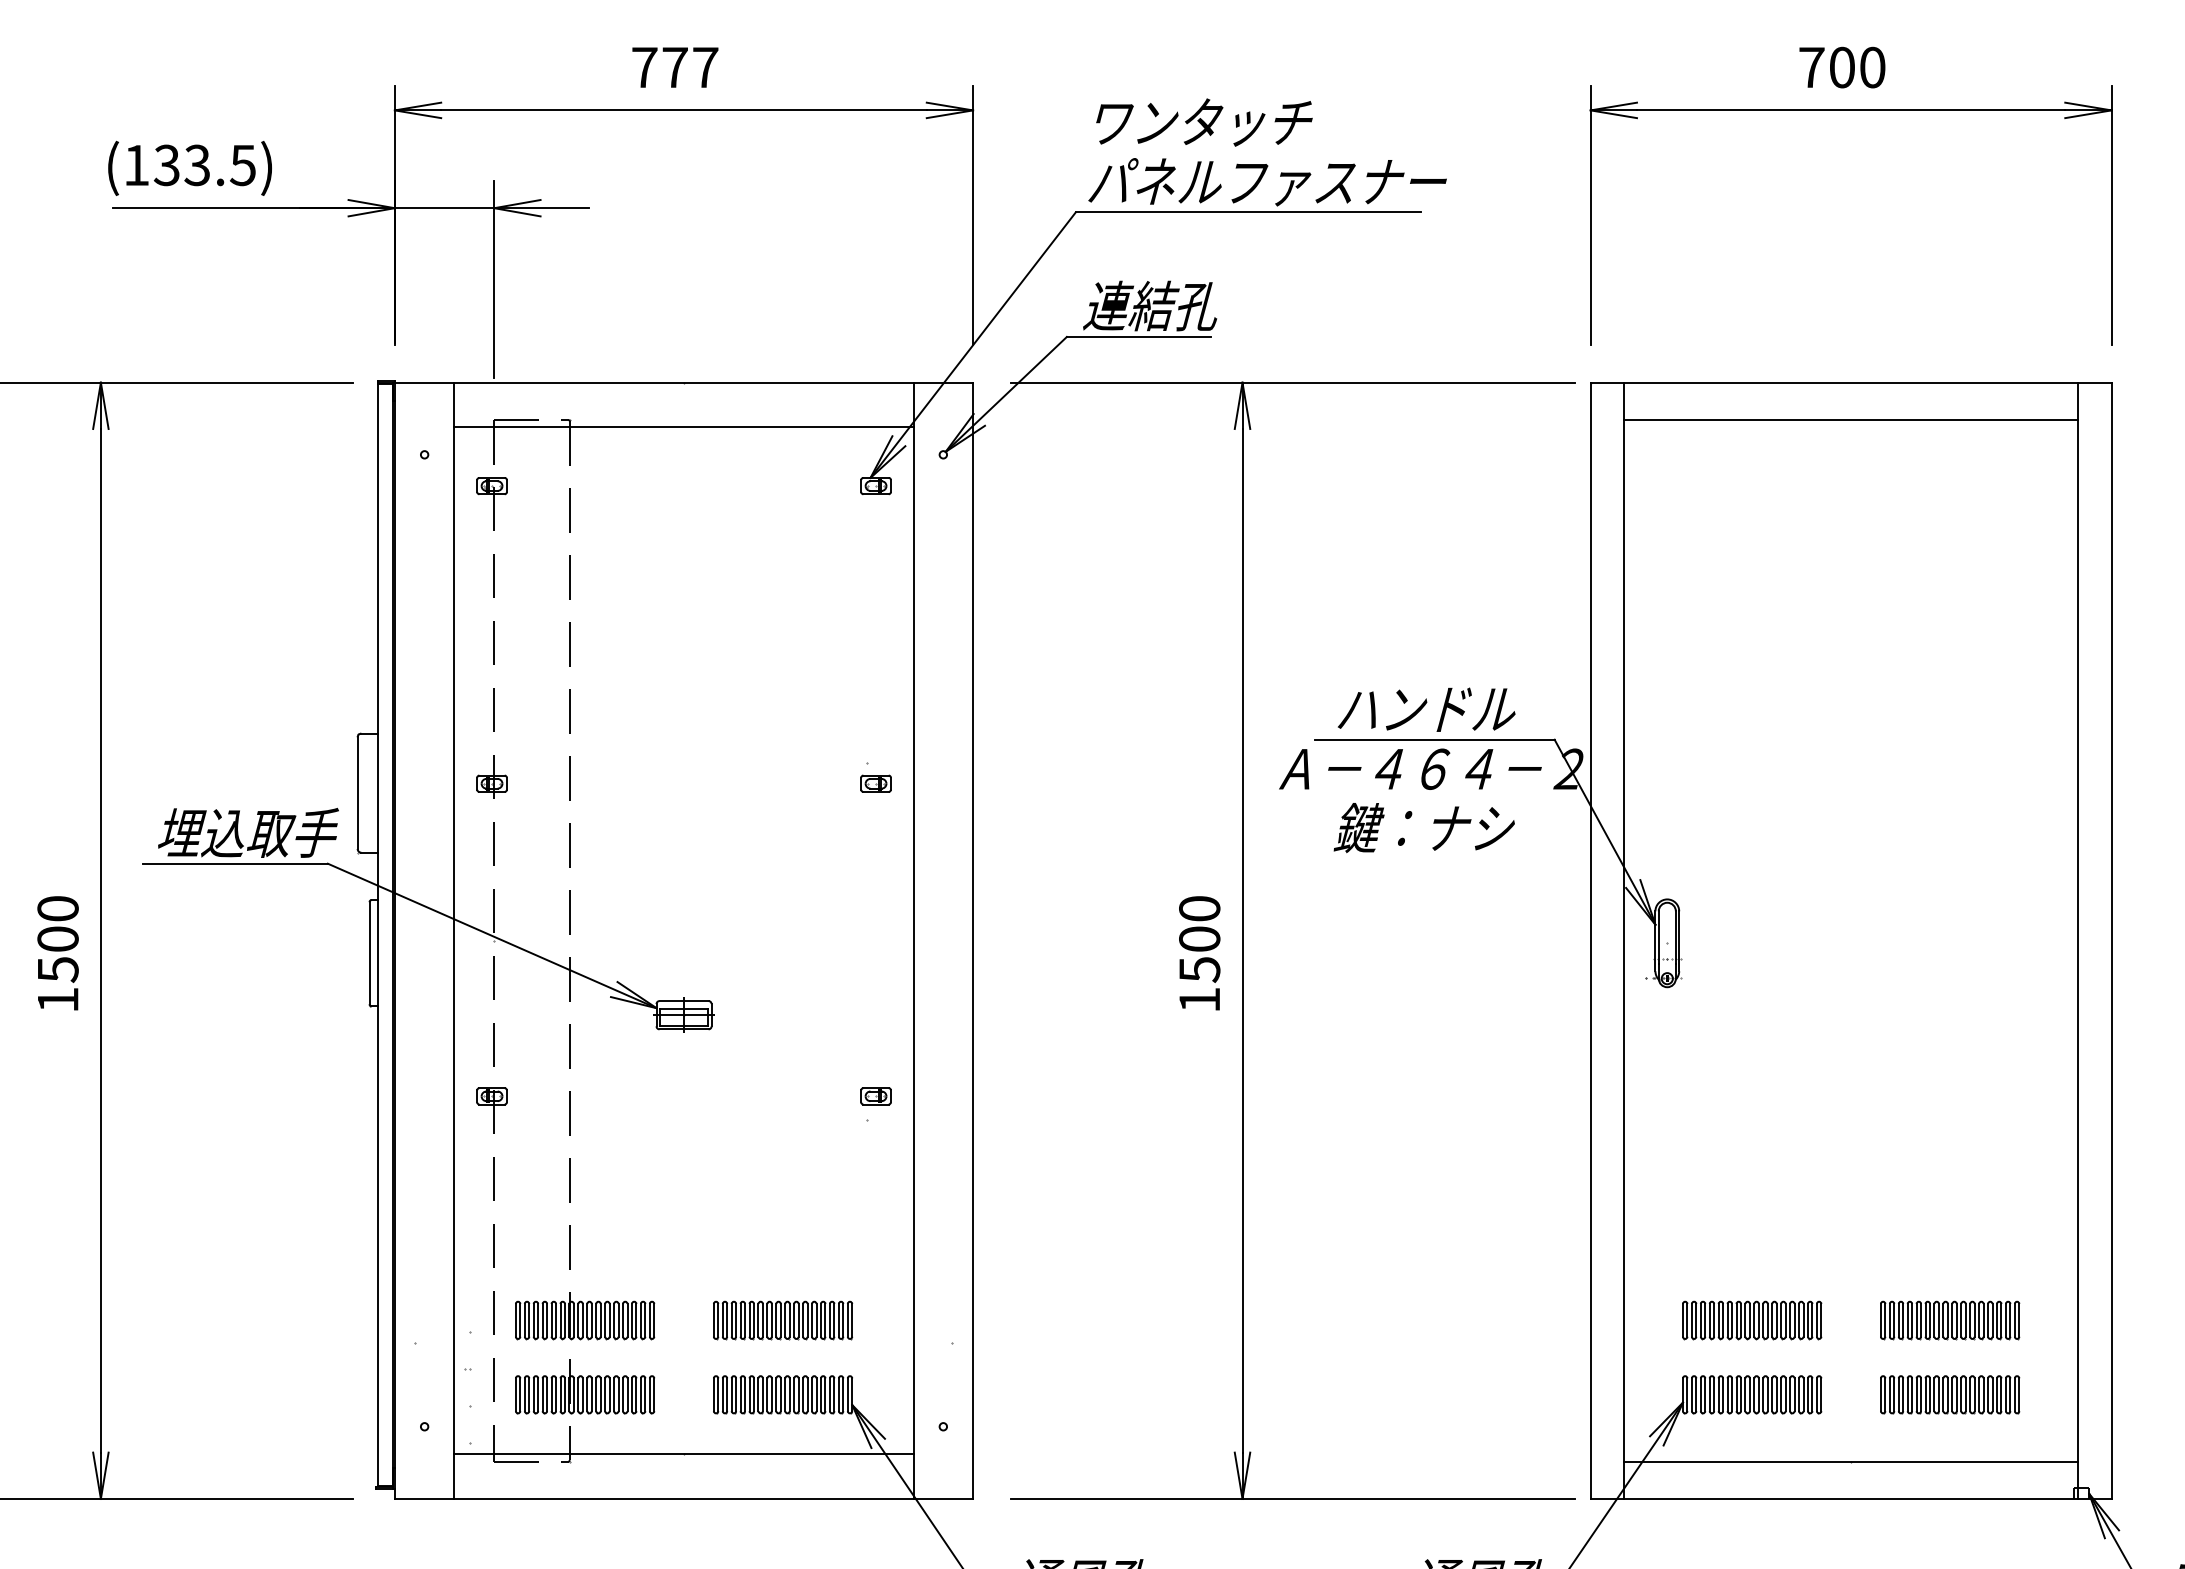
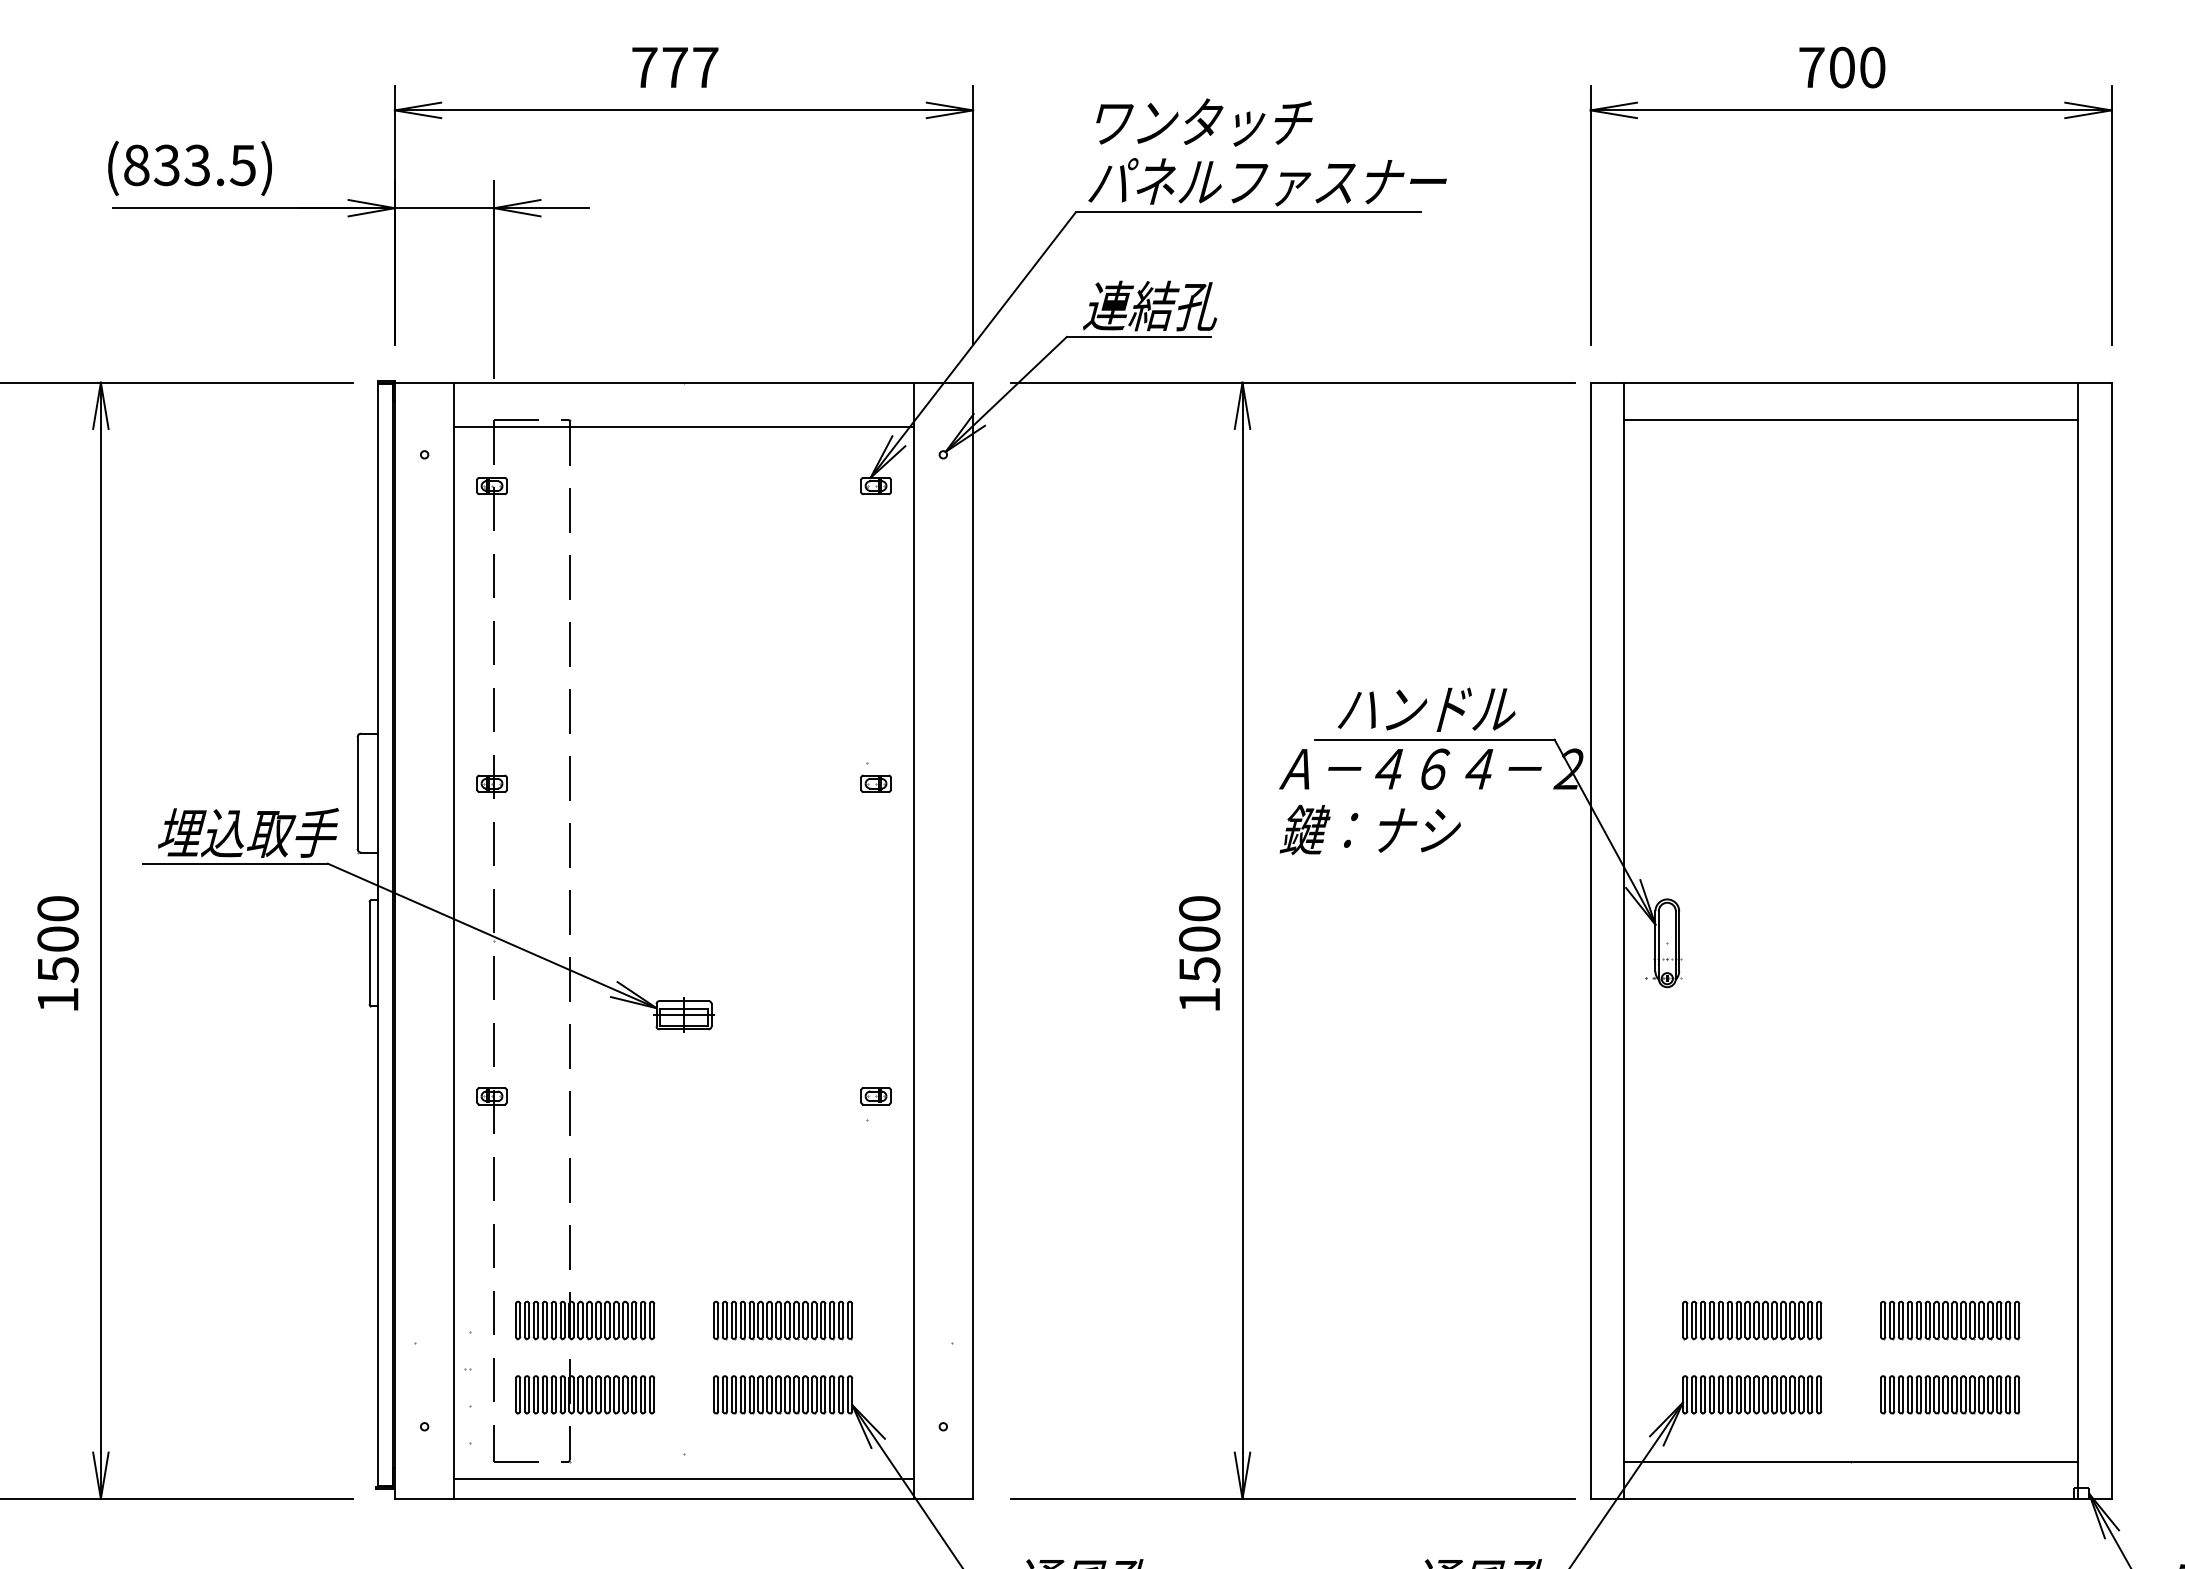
text: (133.5) -> (833.5) (136, 165)
text position: (1423, 828) -> (1369, 830) (1369, 830)
line position: (683, 1454) -> (683, 1479) (683, 1479)
